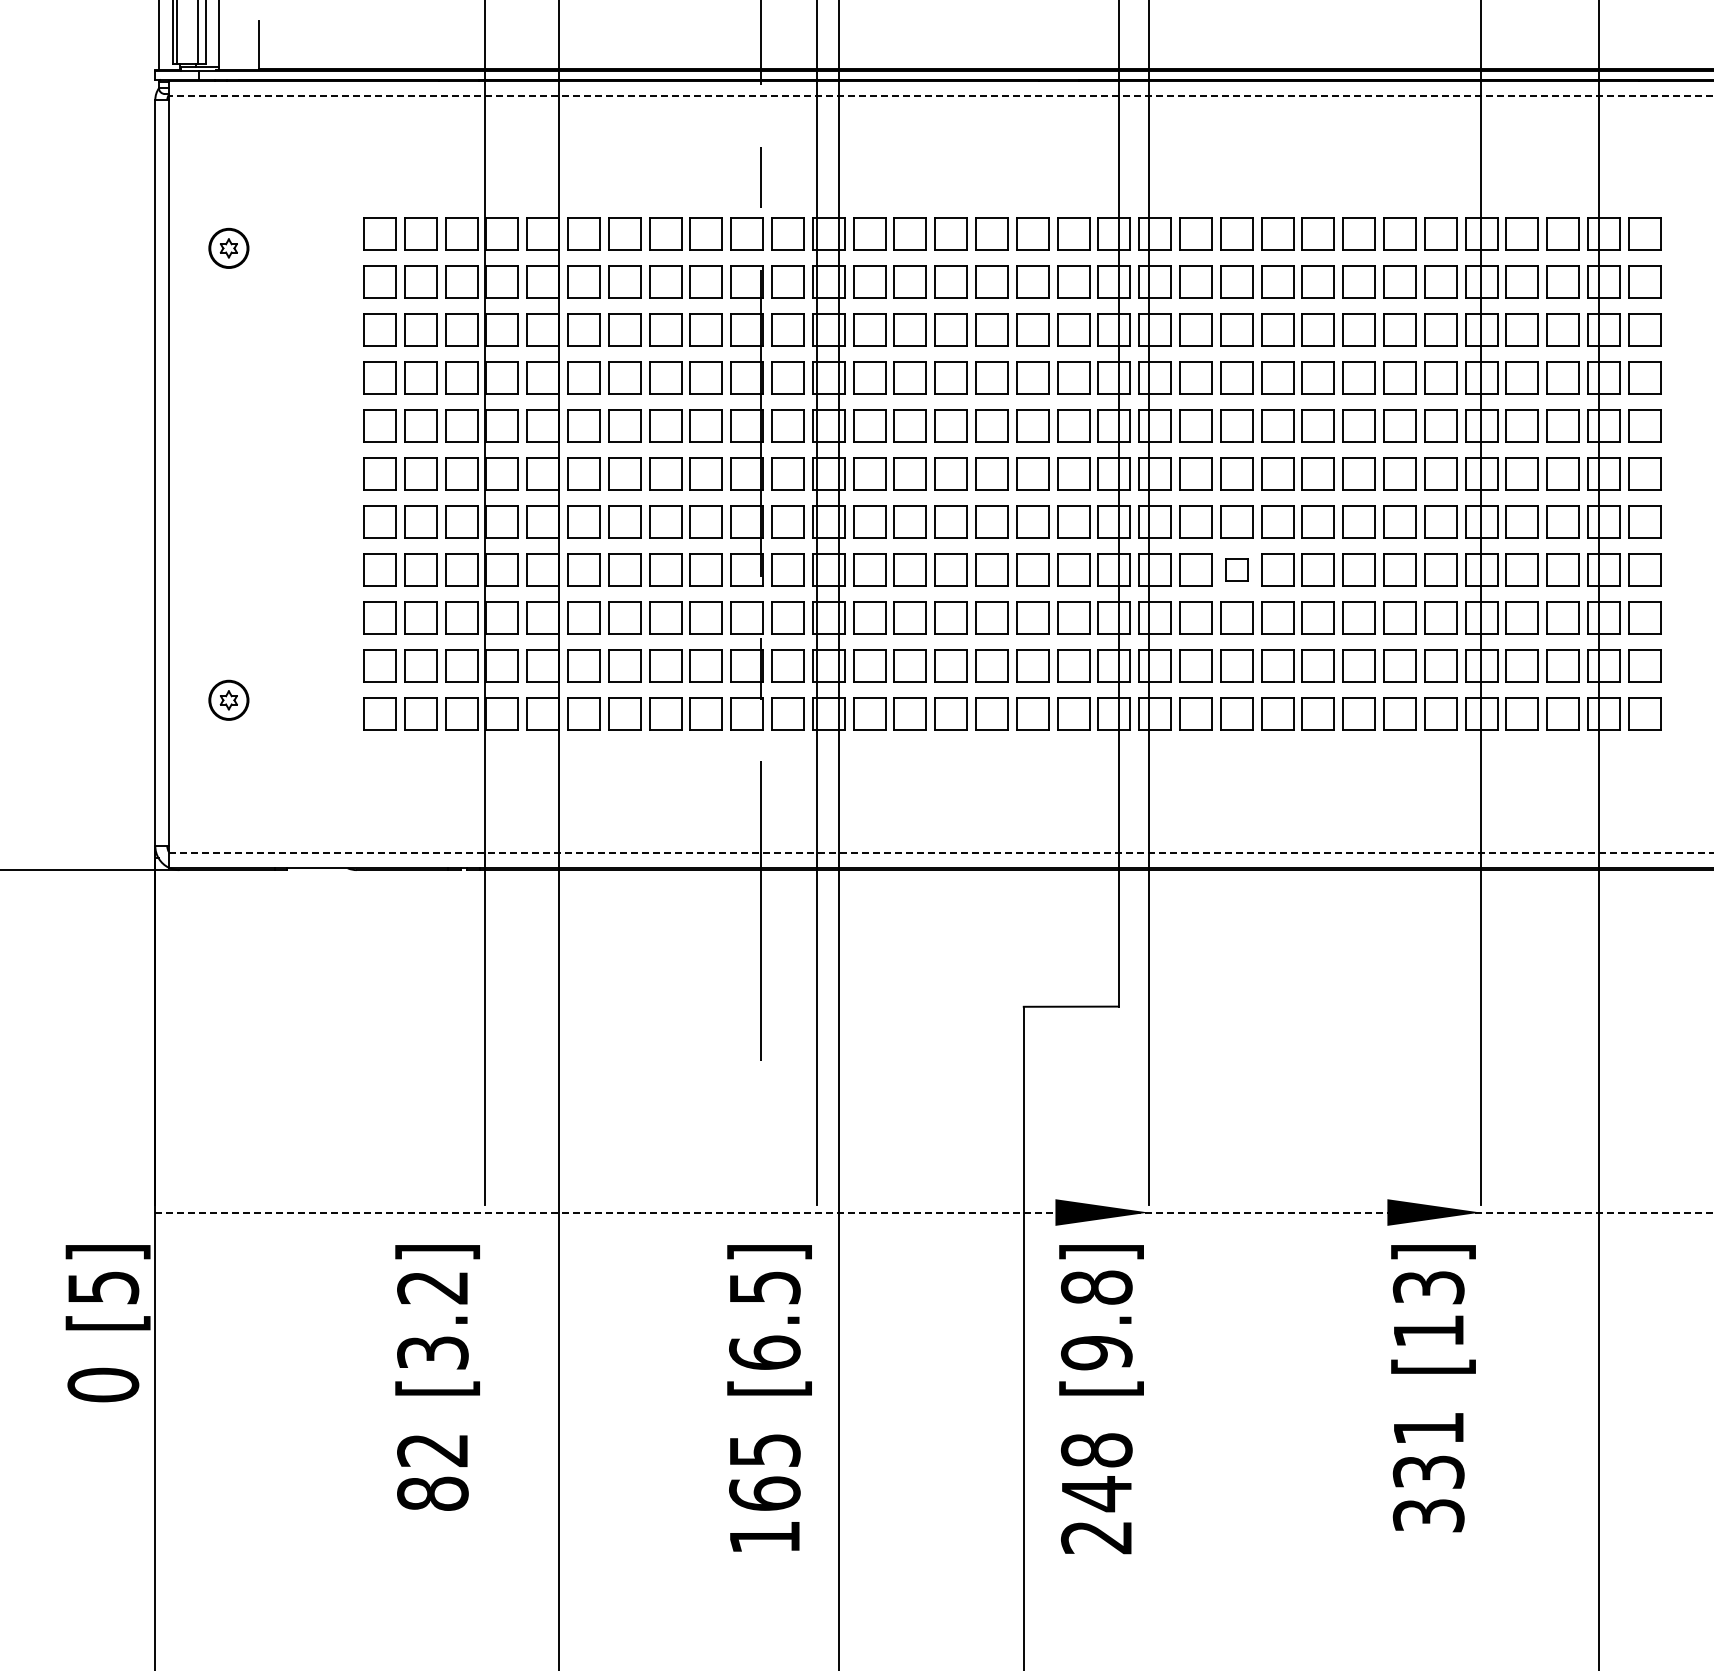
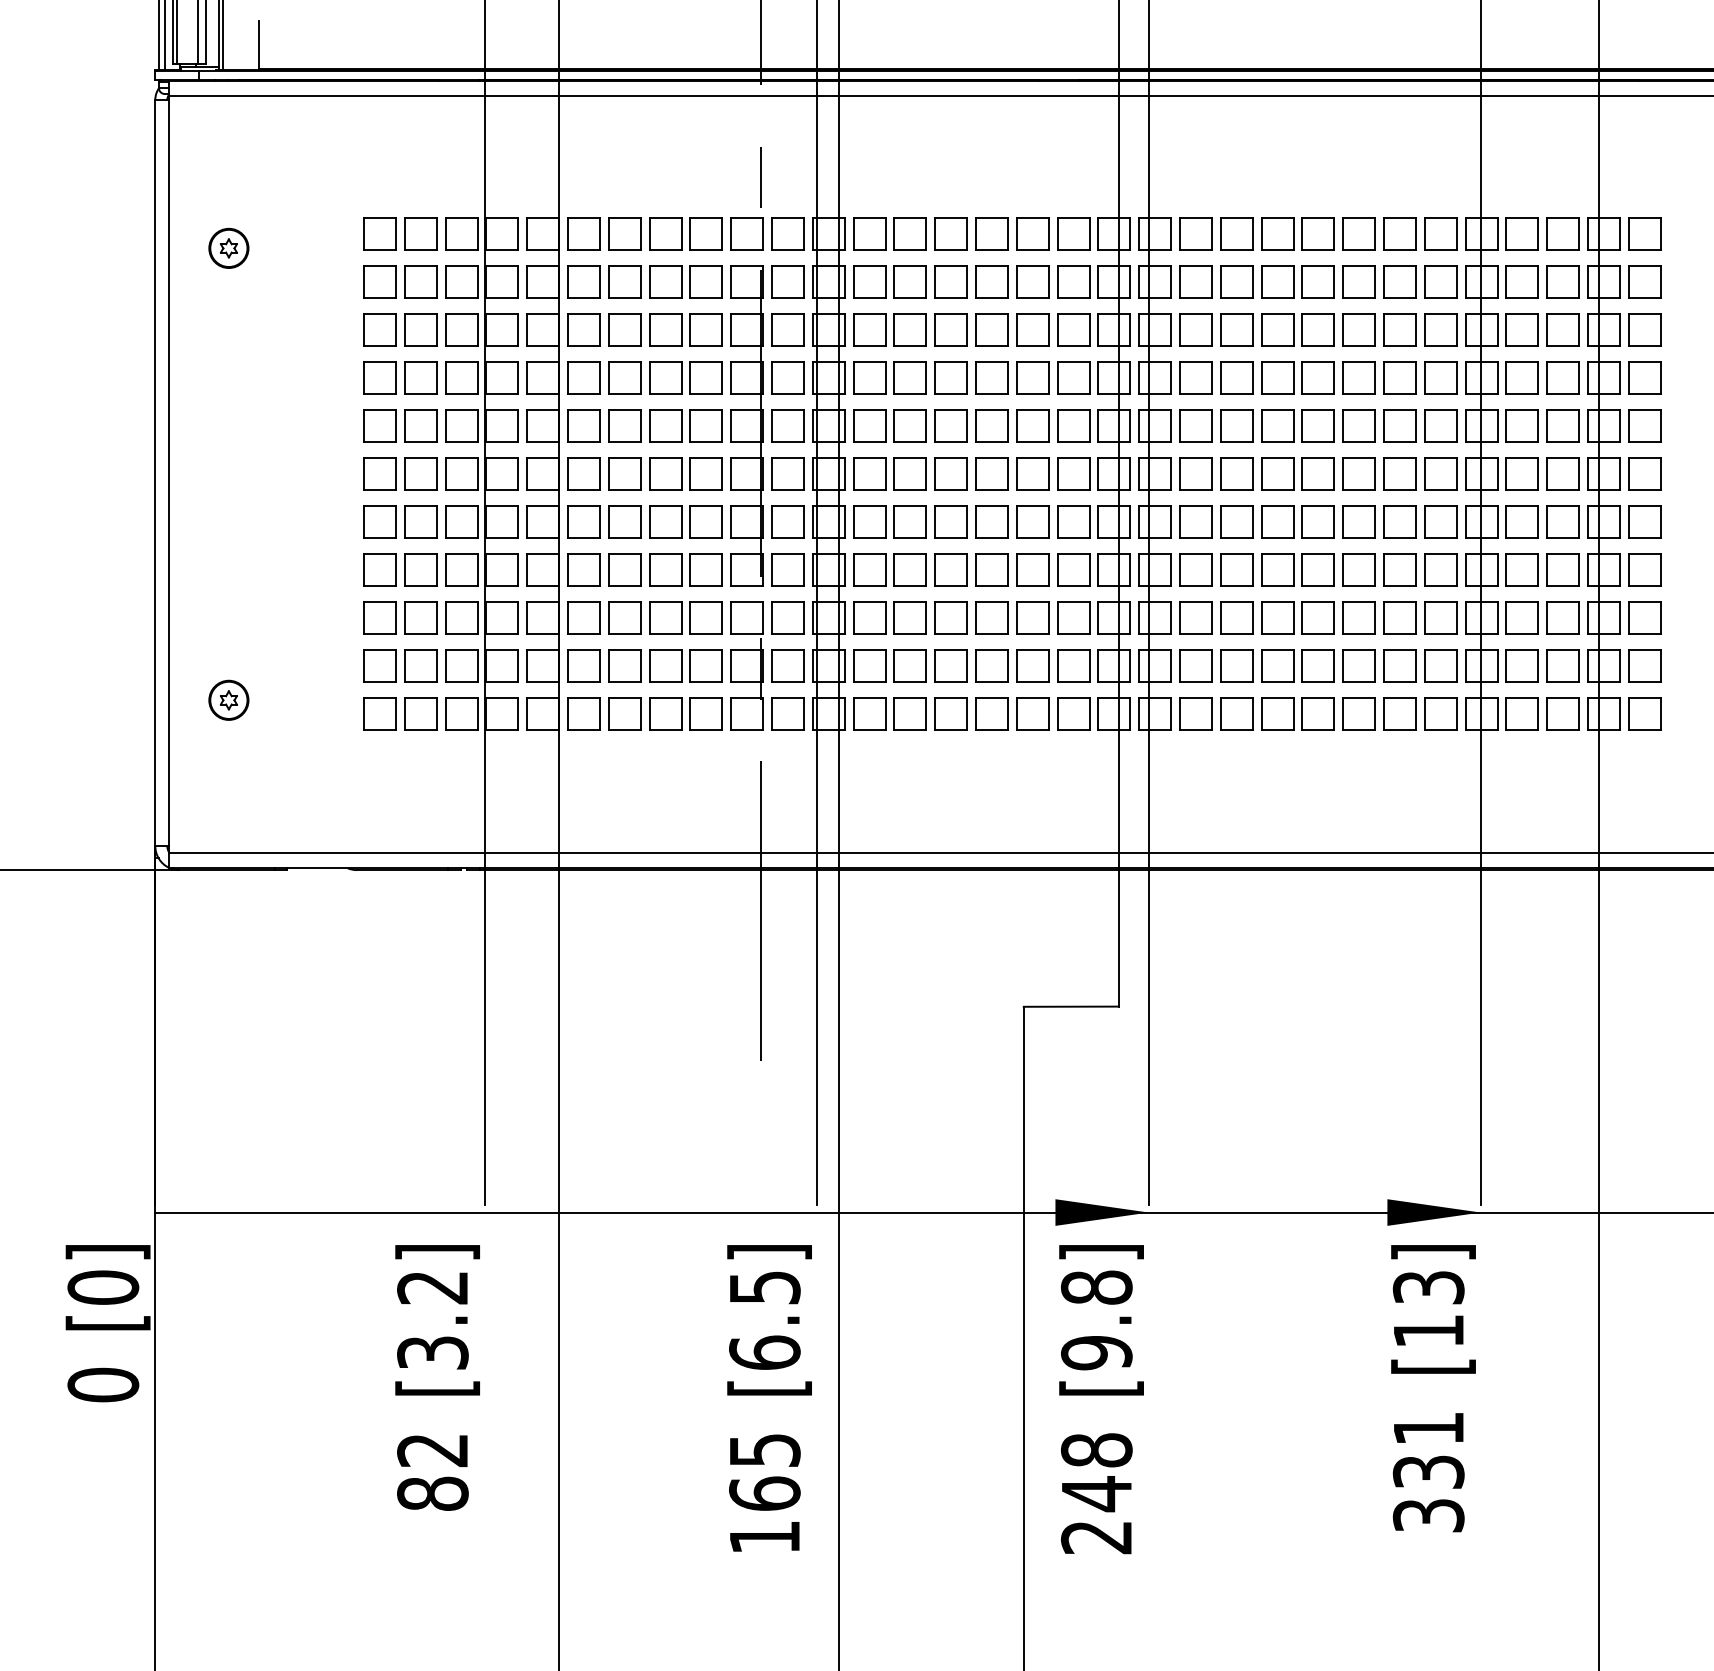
line: none -> present (164, 36)
line: none -> present (223, 36)
line: dashed -> solid (940, 95)
part size: 24x24 px -> 34x34 px (1236, 569)
line: dashed -> solid (941, 852)
line: dashed -> solid (935, 1212)
text: [5] -> [0] (103, 1287)
